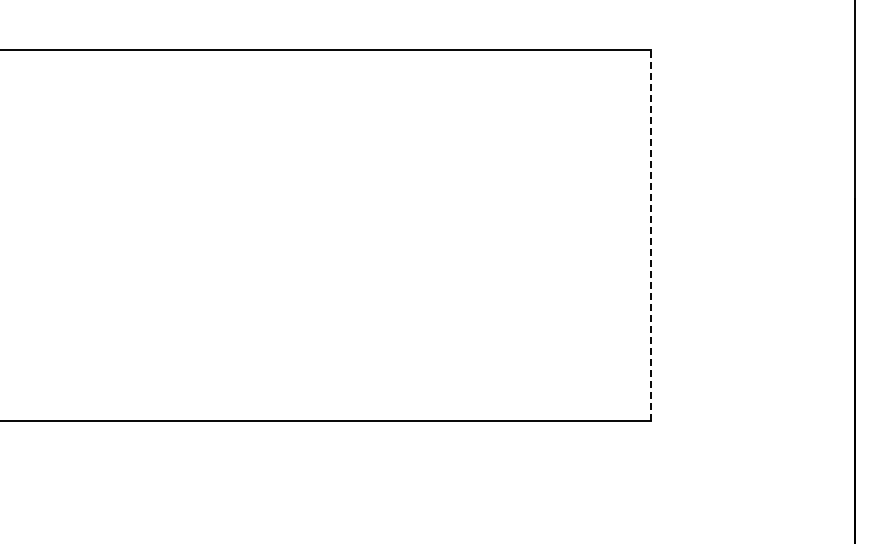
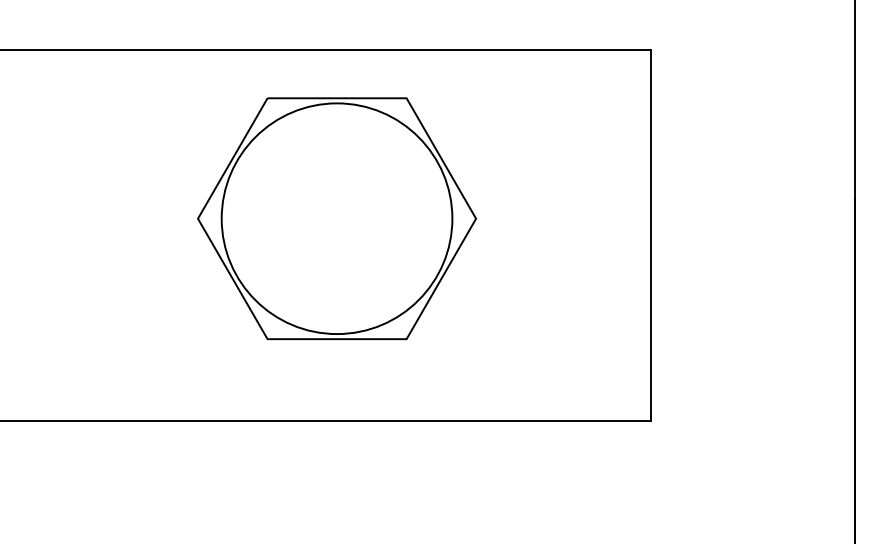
part: none -> present (336, 218)
line: dashed -> solid (650, 234)
